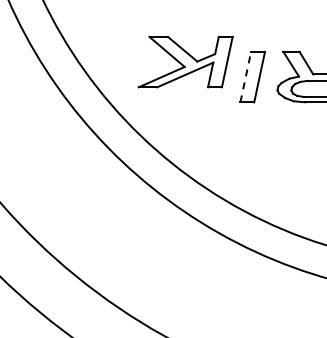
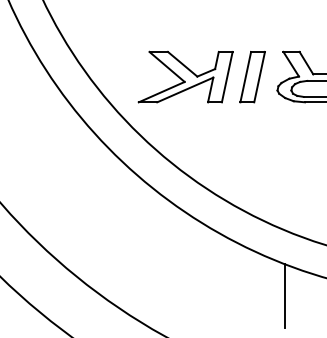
part position: (185, 61) -> (185, 76) (185, 76)
line: dashed -> solid (245, 77)
line: none -> present (284, 296)
